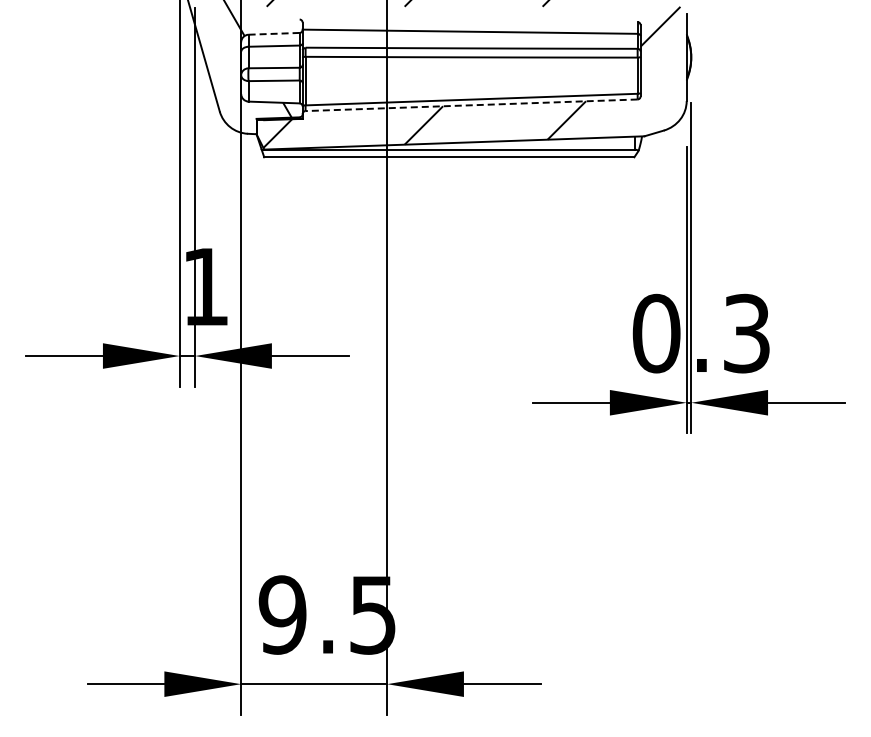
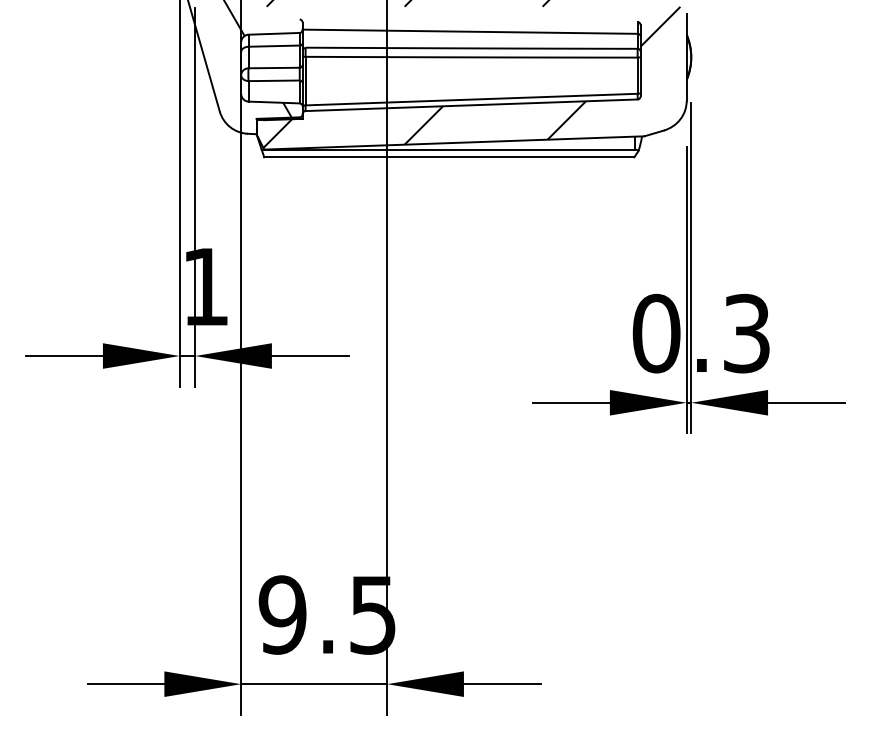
line: dashed -> solid (274, 33)
line: dashed -> solid (471, 105)
